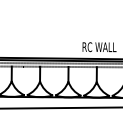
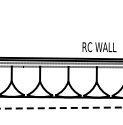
line: solid -> dashed (61, 108)
